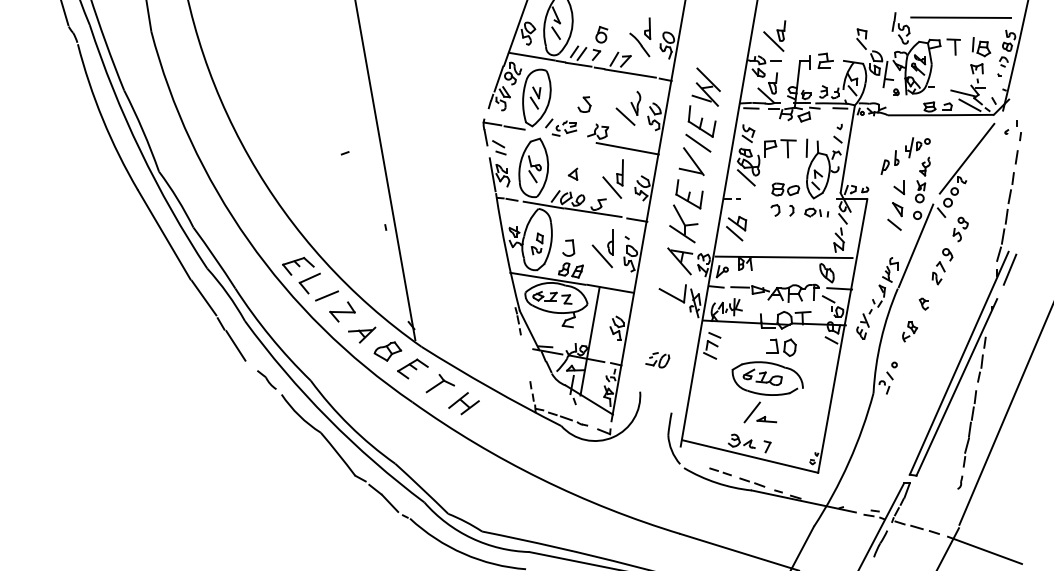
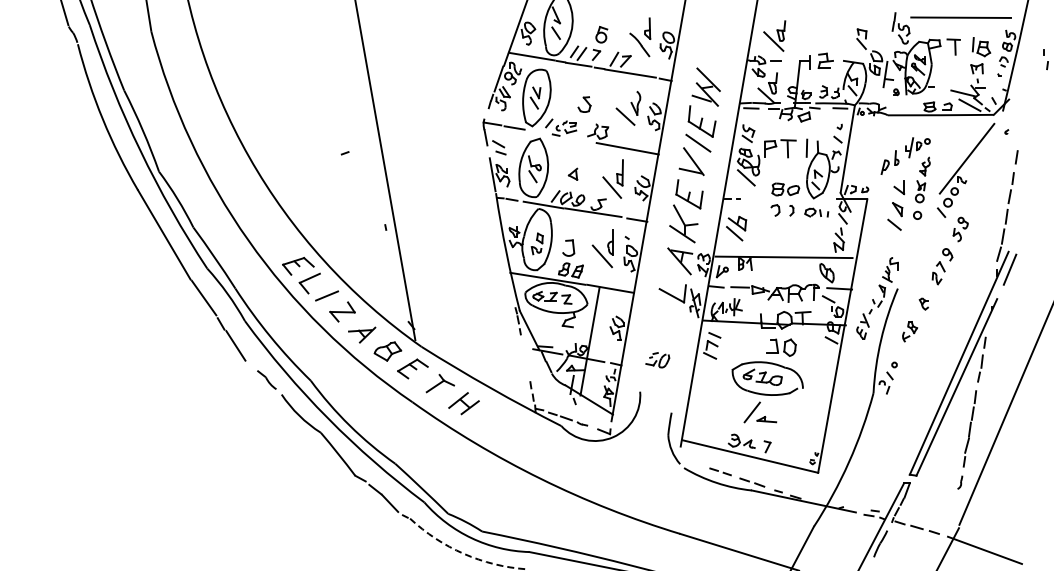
part position: (1018, 130) -> (1045, 59) (1045, 59)
line: present -> none (915, 245)
arc: solid -> dashed (463, 553)
